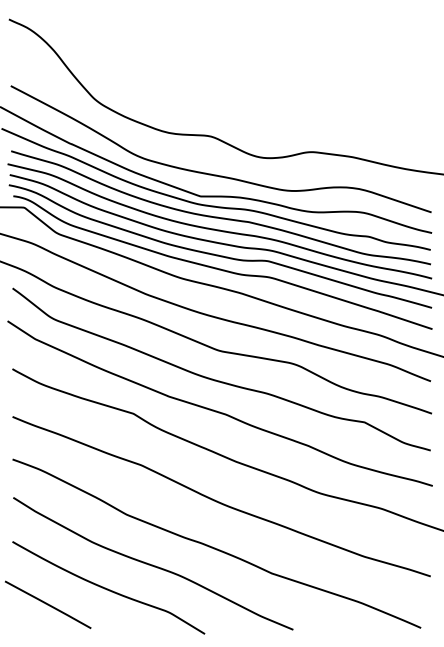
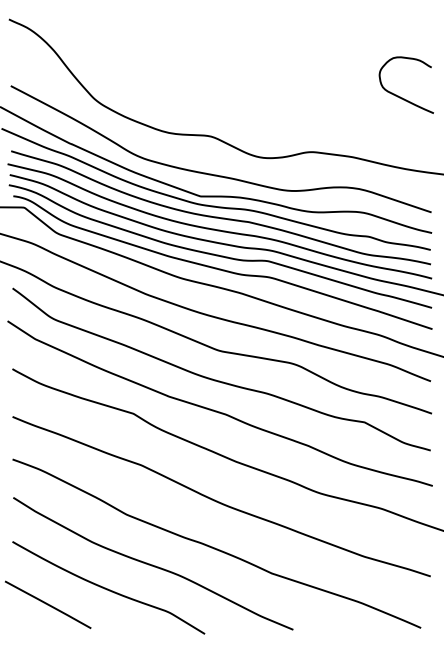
curve: none -> present (400, 96)
